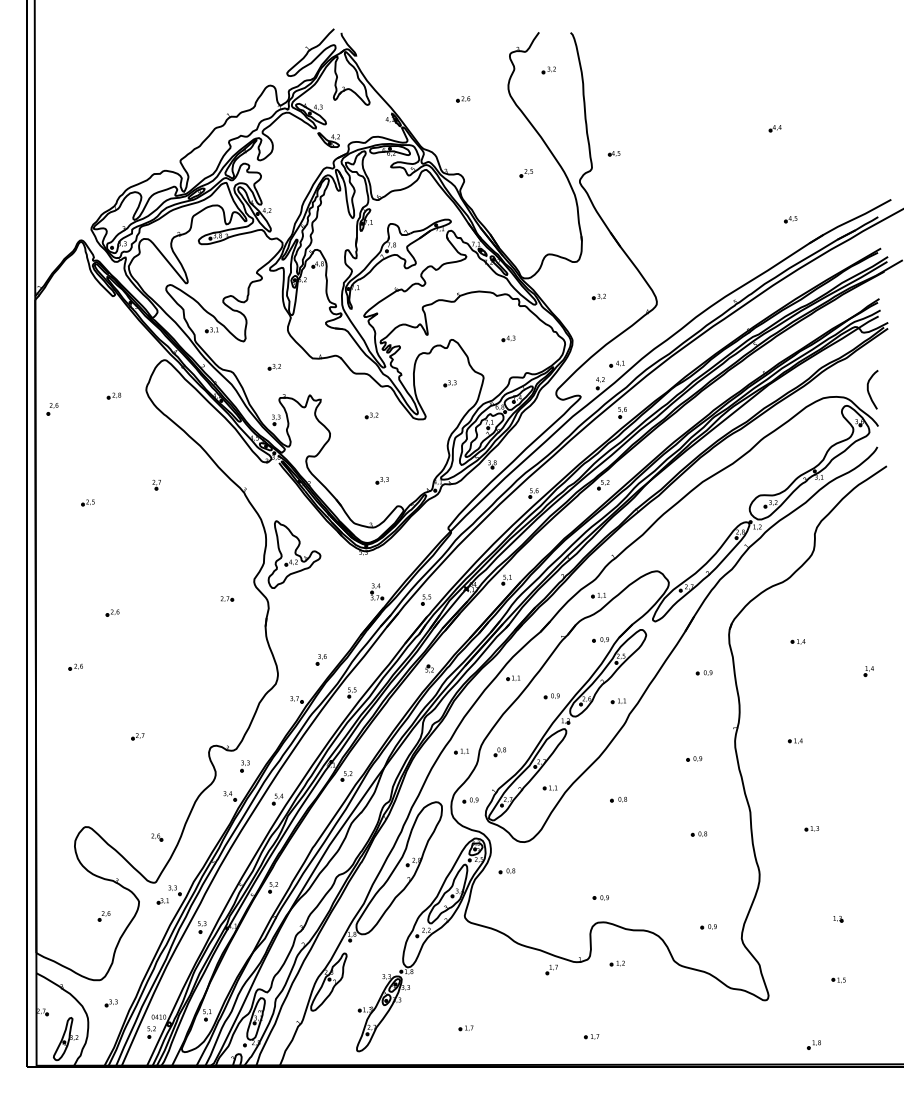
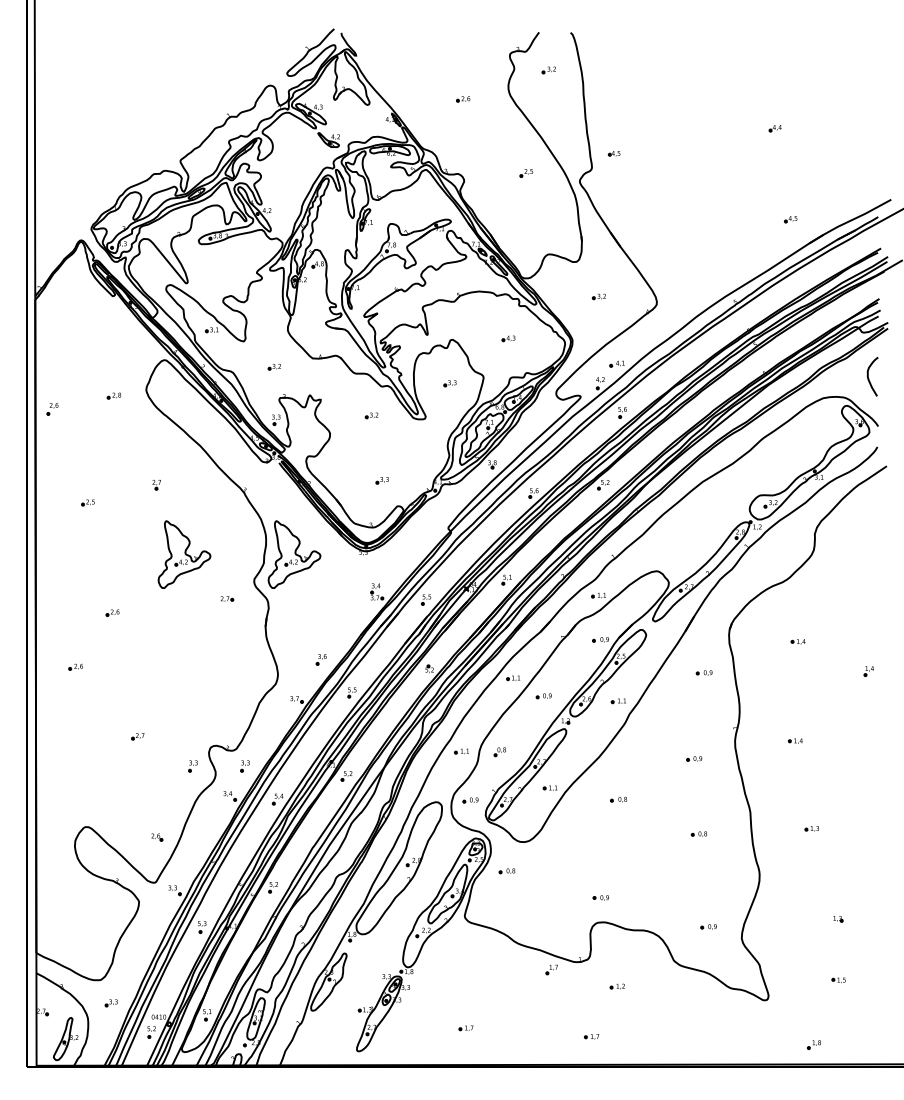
curve position: (869, 391) -> (869, 378) (869, 378)
part: none -> present (184, 554)
part position: (551, 696) -> (543, 696) (543, 696)
part: none -> present (192, 766)
part: present -> none (162, 901)
part: present -> none (103, 916)
part position: (616, 963) -> (616, 986) (616, 986)
